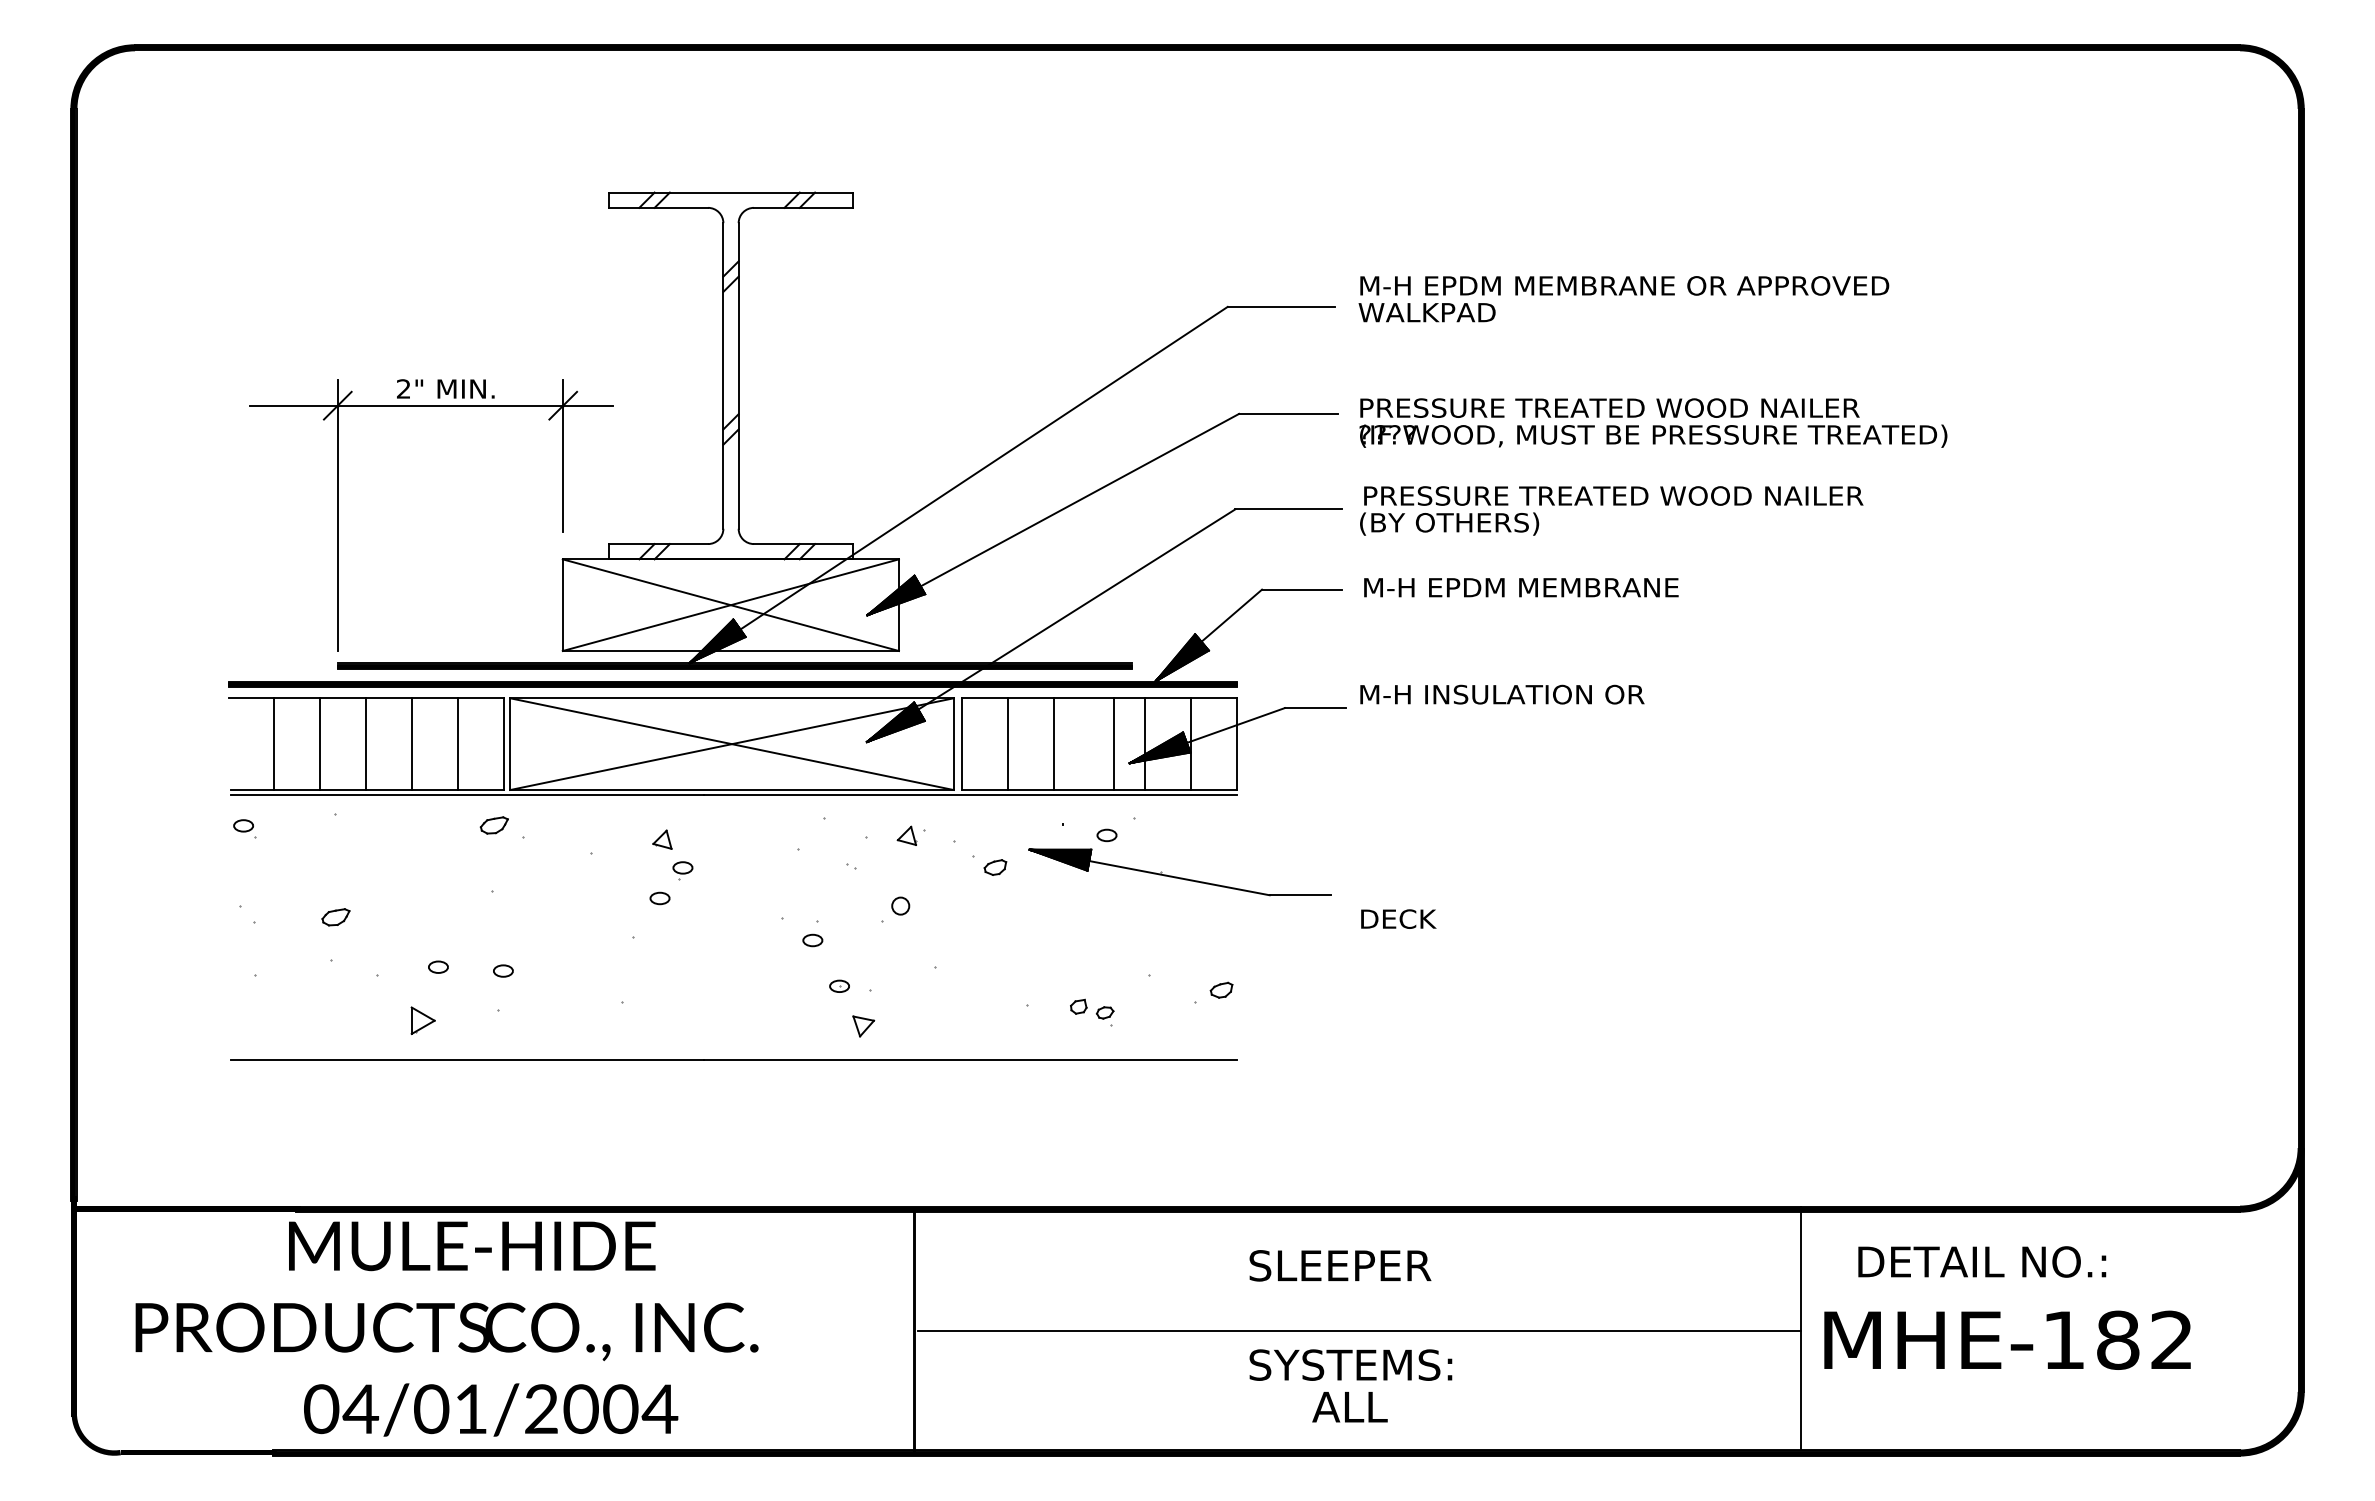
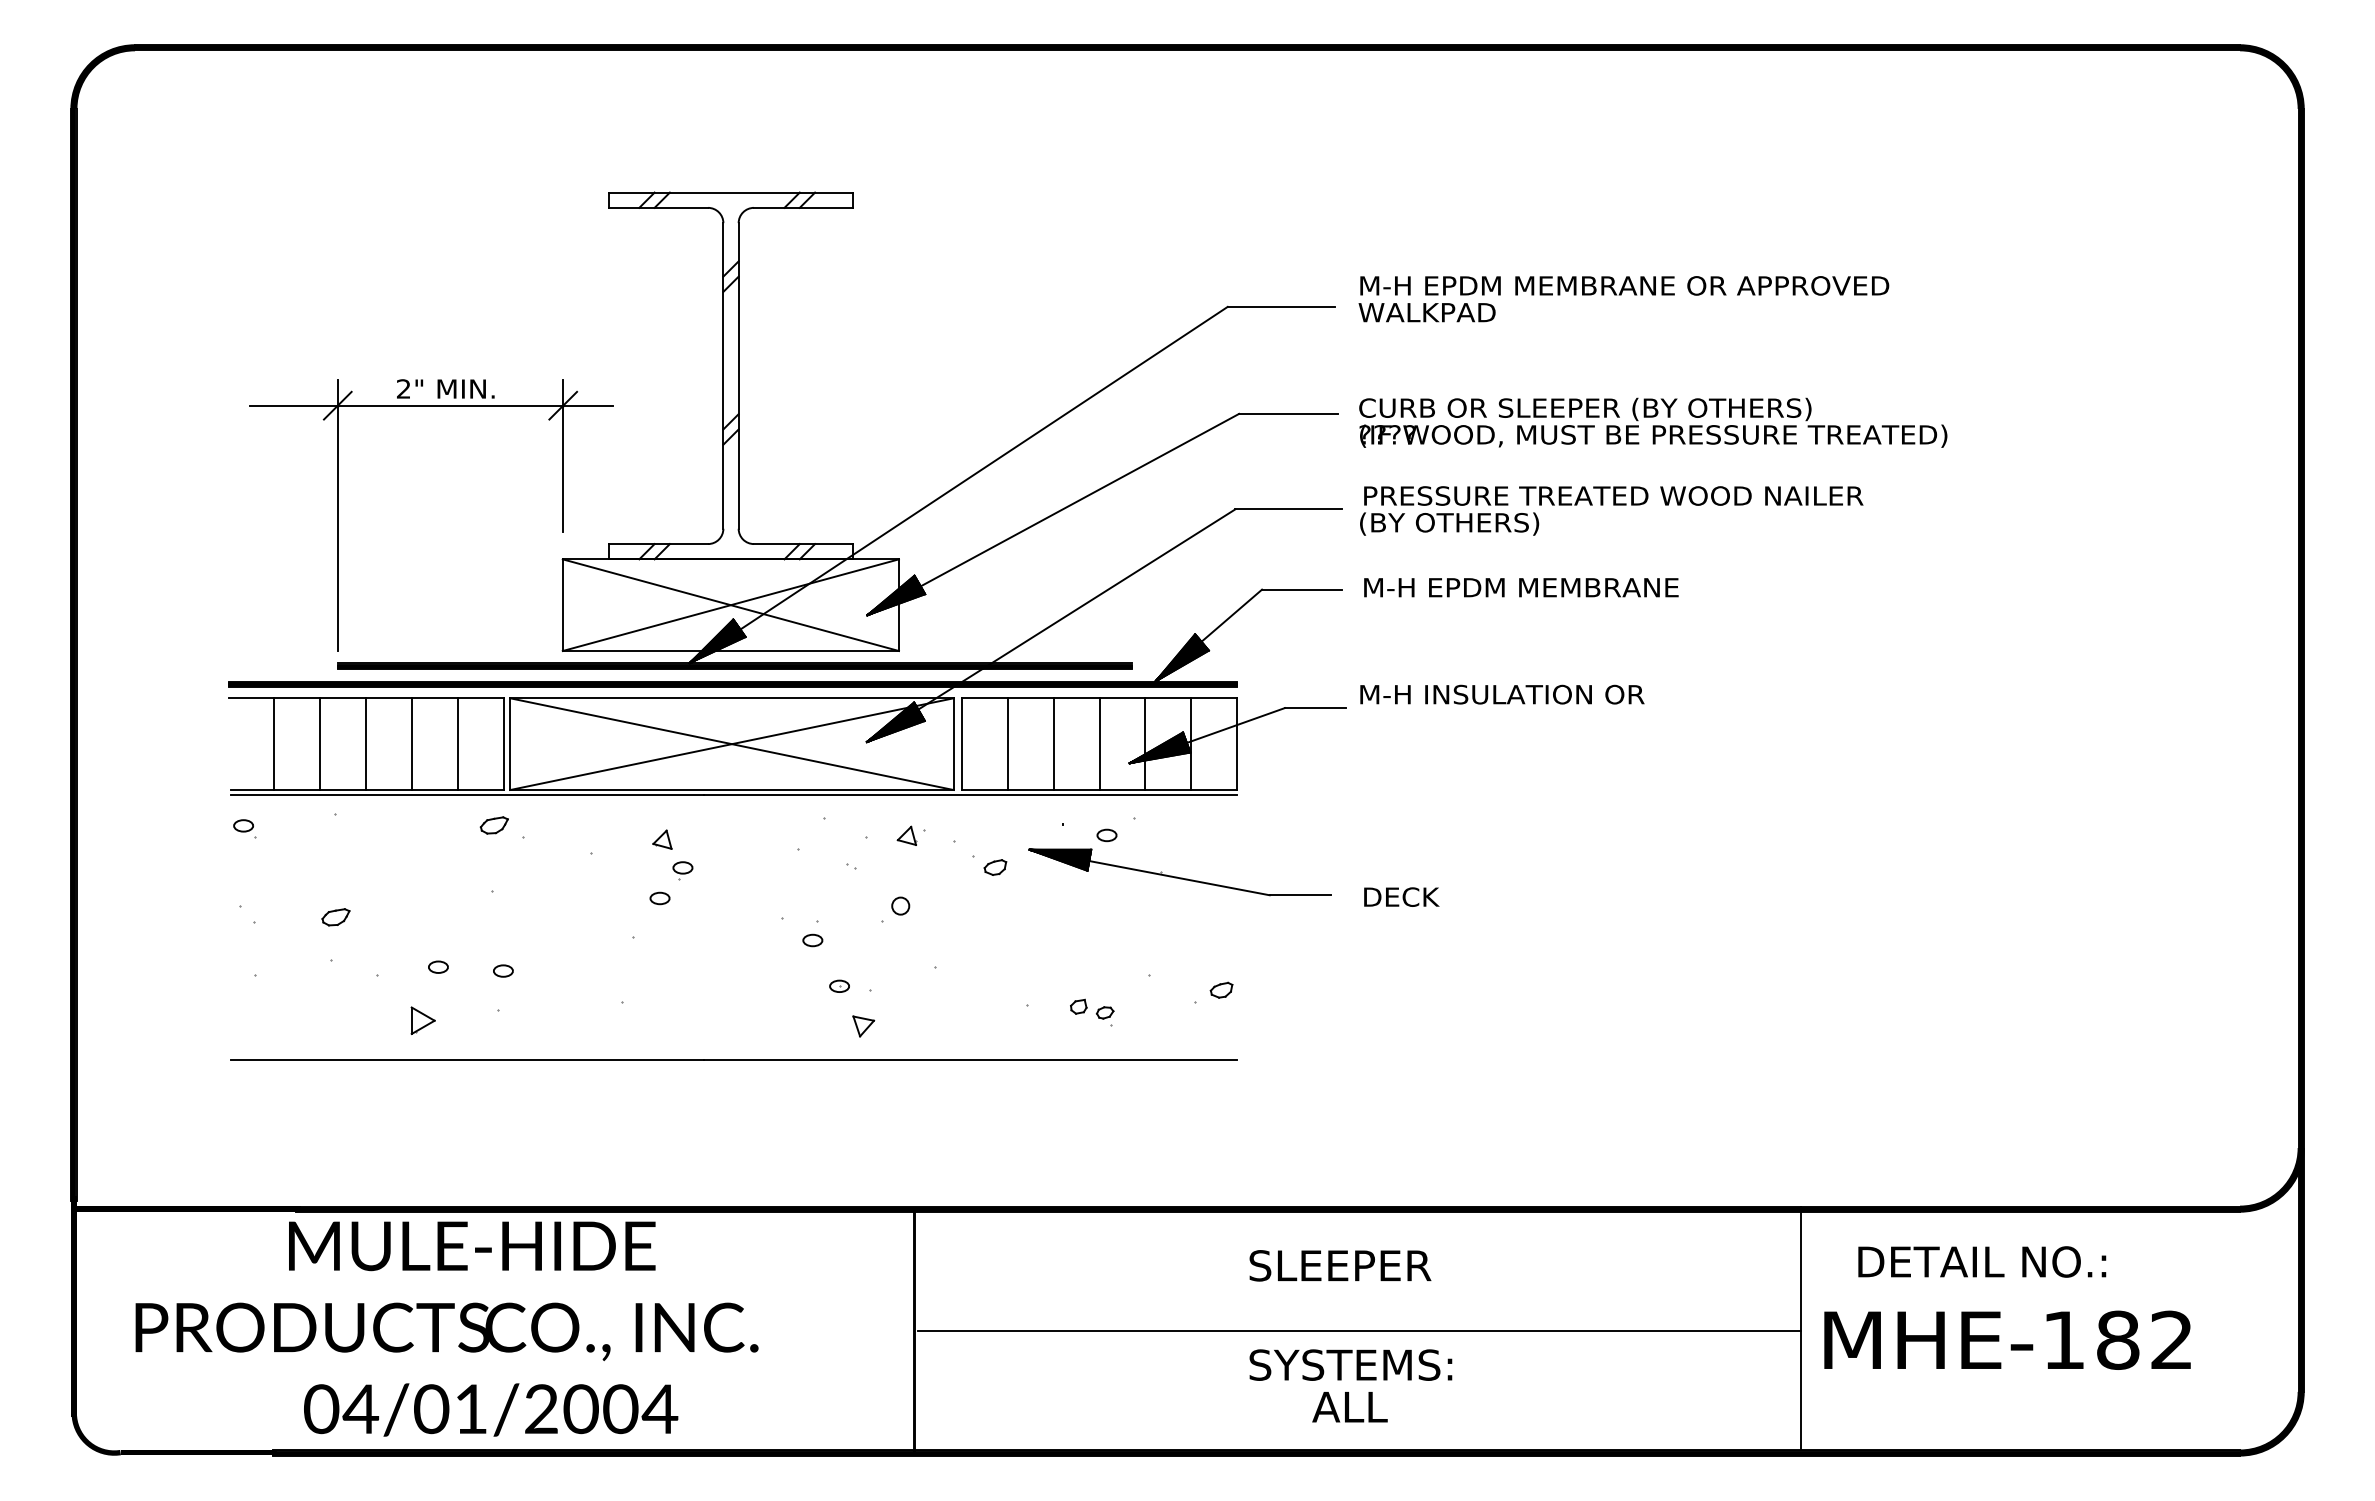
text: PRESSURE TREATED WOOD NAILER -> CURB OR SLEEPER (BY OTHERS) (1609, 409)
line position: (1113, 744) -> (1099, 744) (1099, 744)
text position: (1398, 918) -> (1401, 896) (1401, 896)
